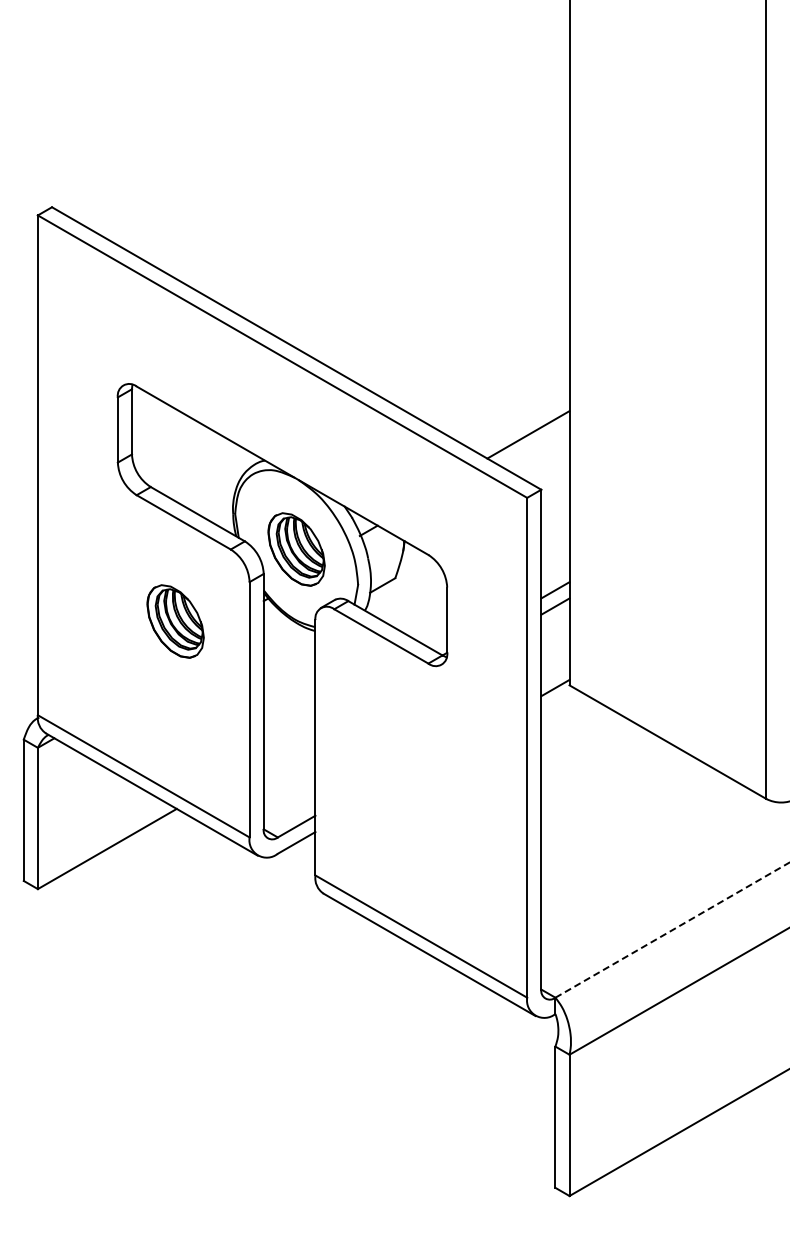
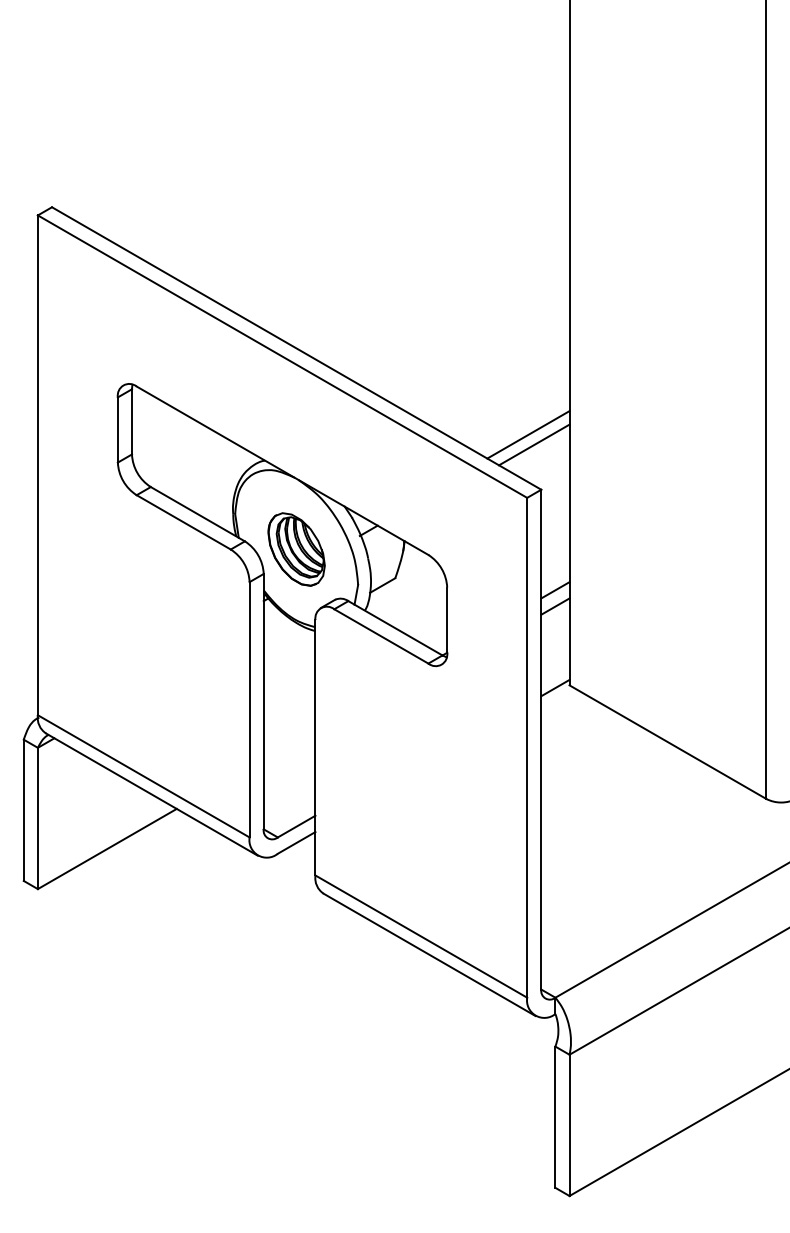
line: none -> present (534, 444)
part: present -> none (175, 621)
line: dashed -> solid (672, 929)
